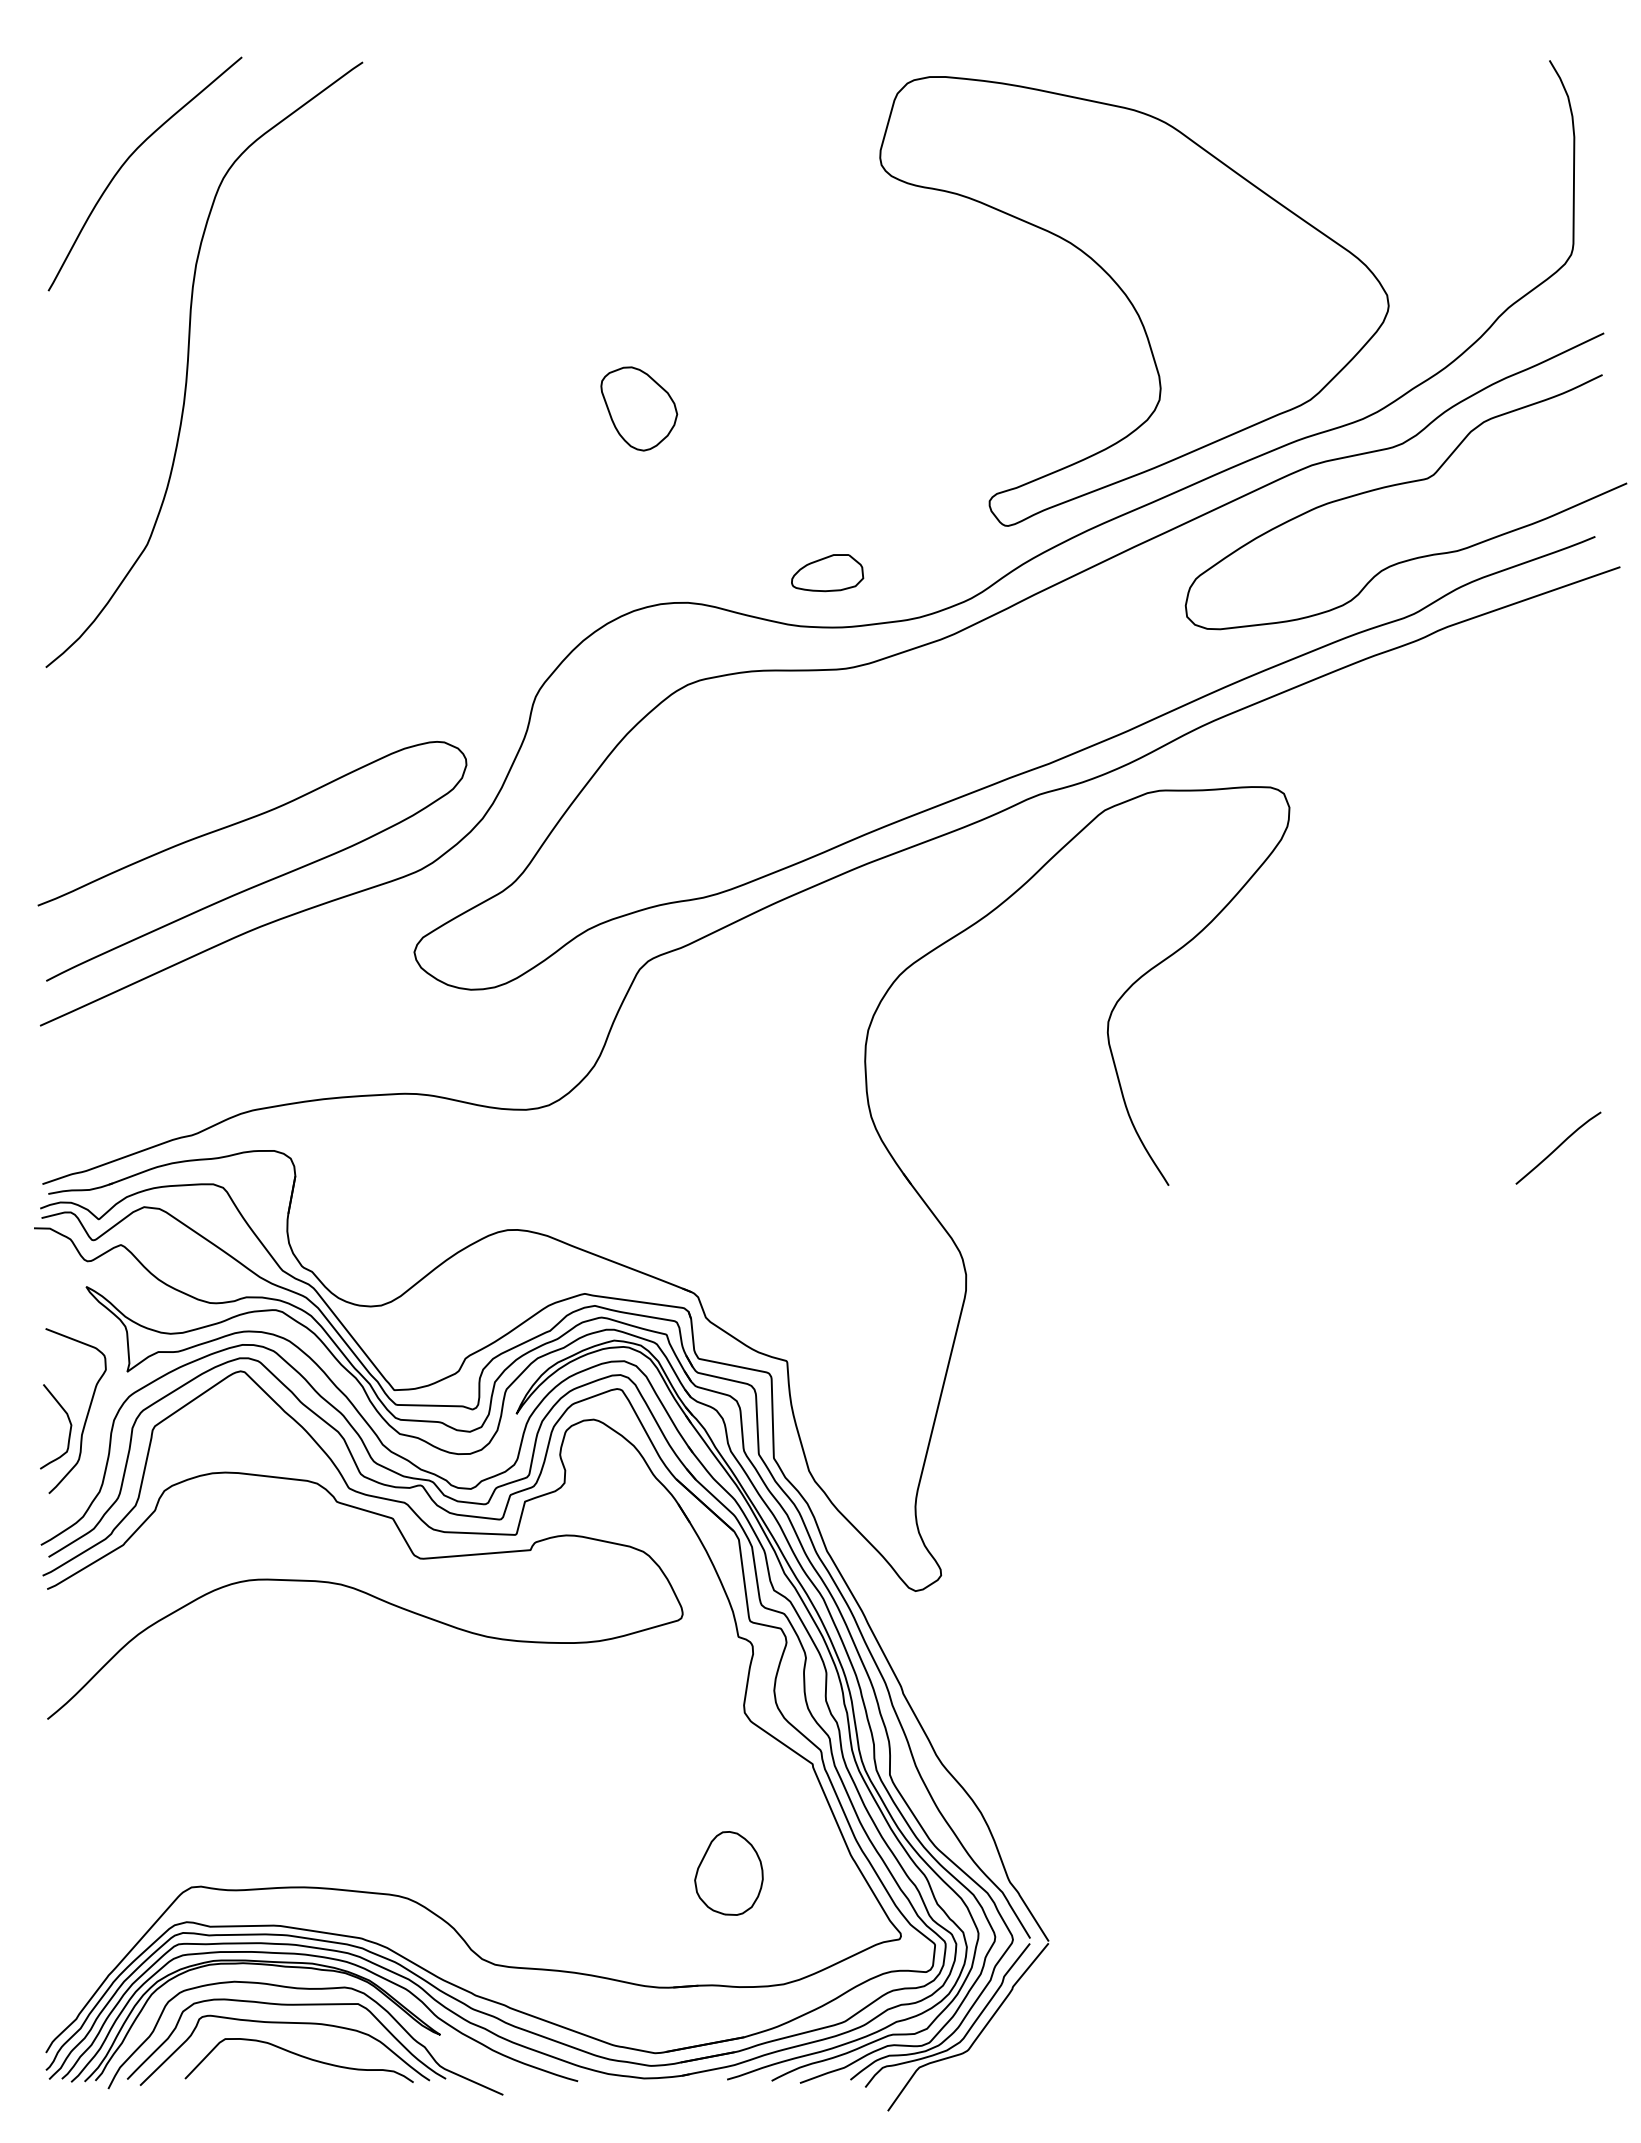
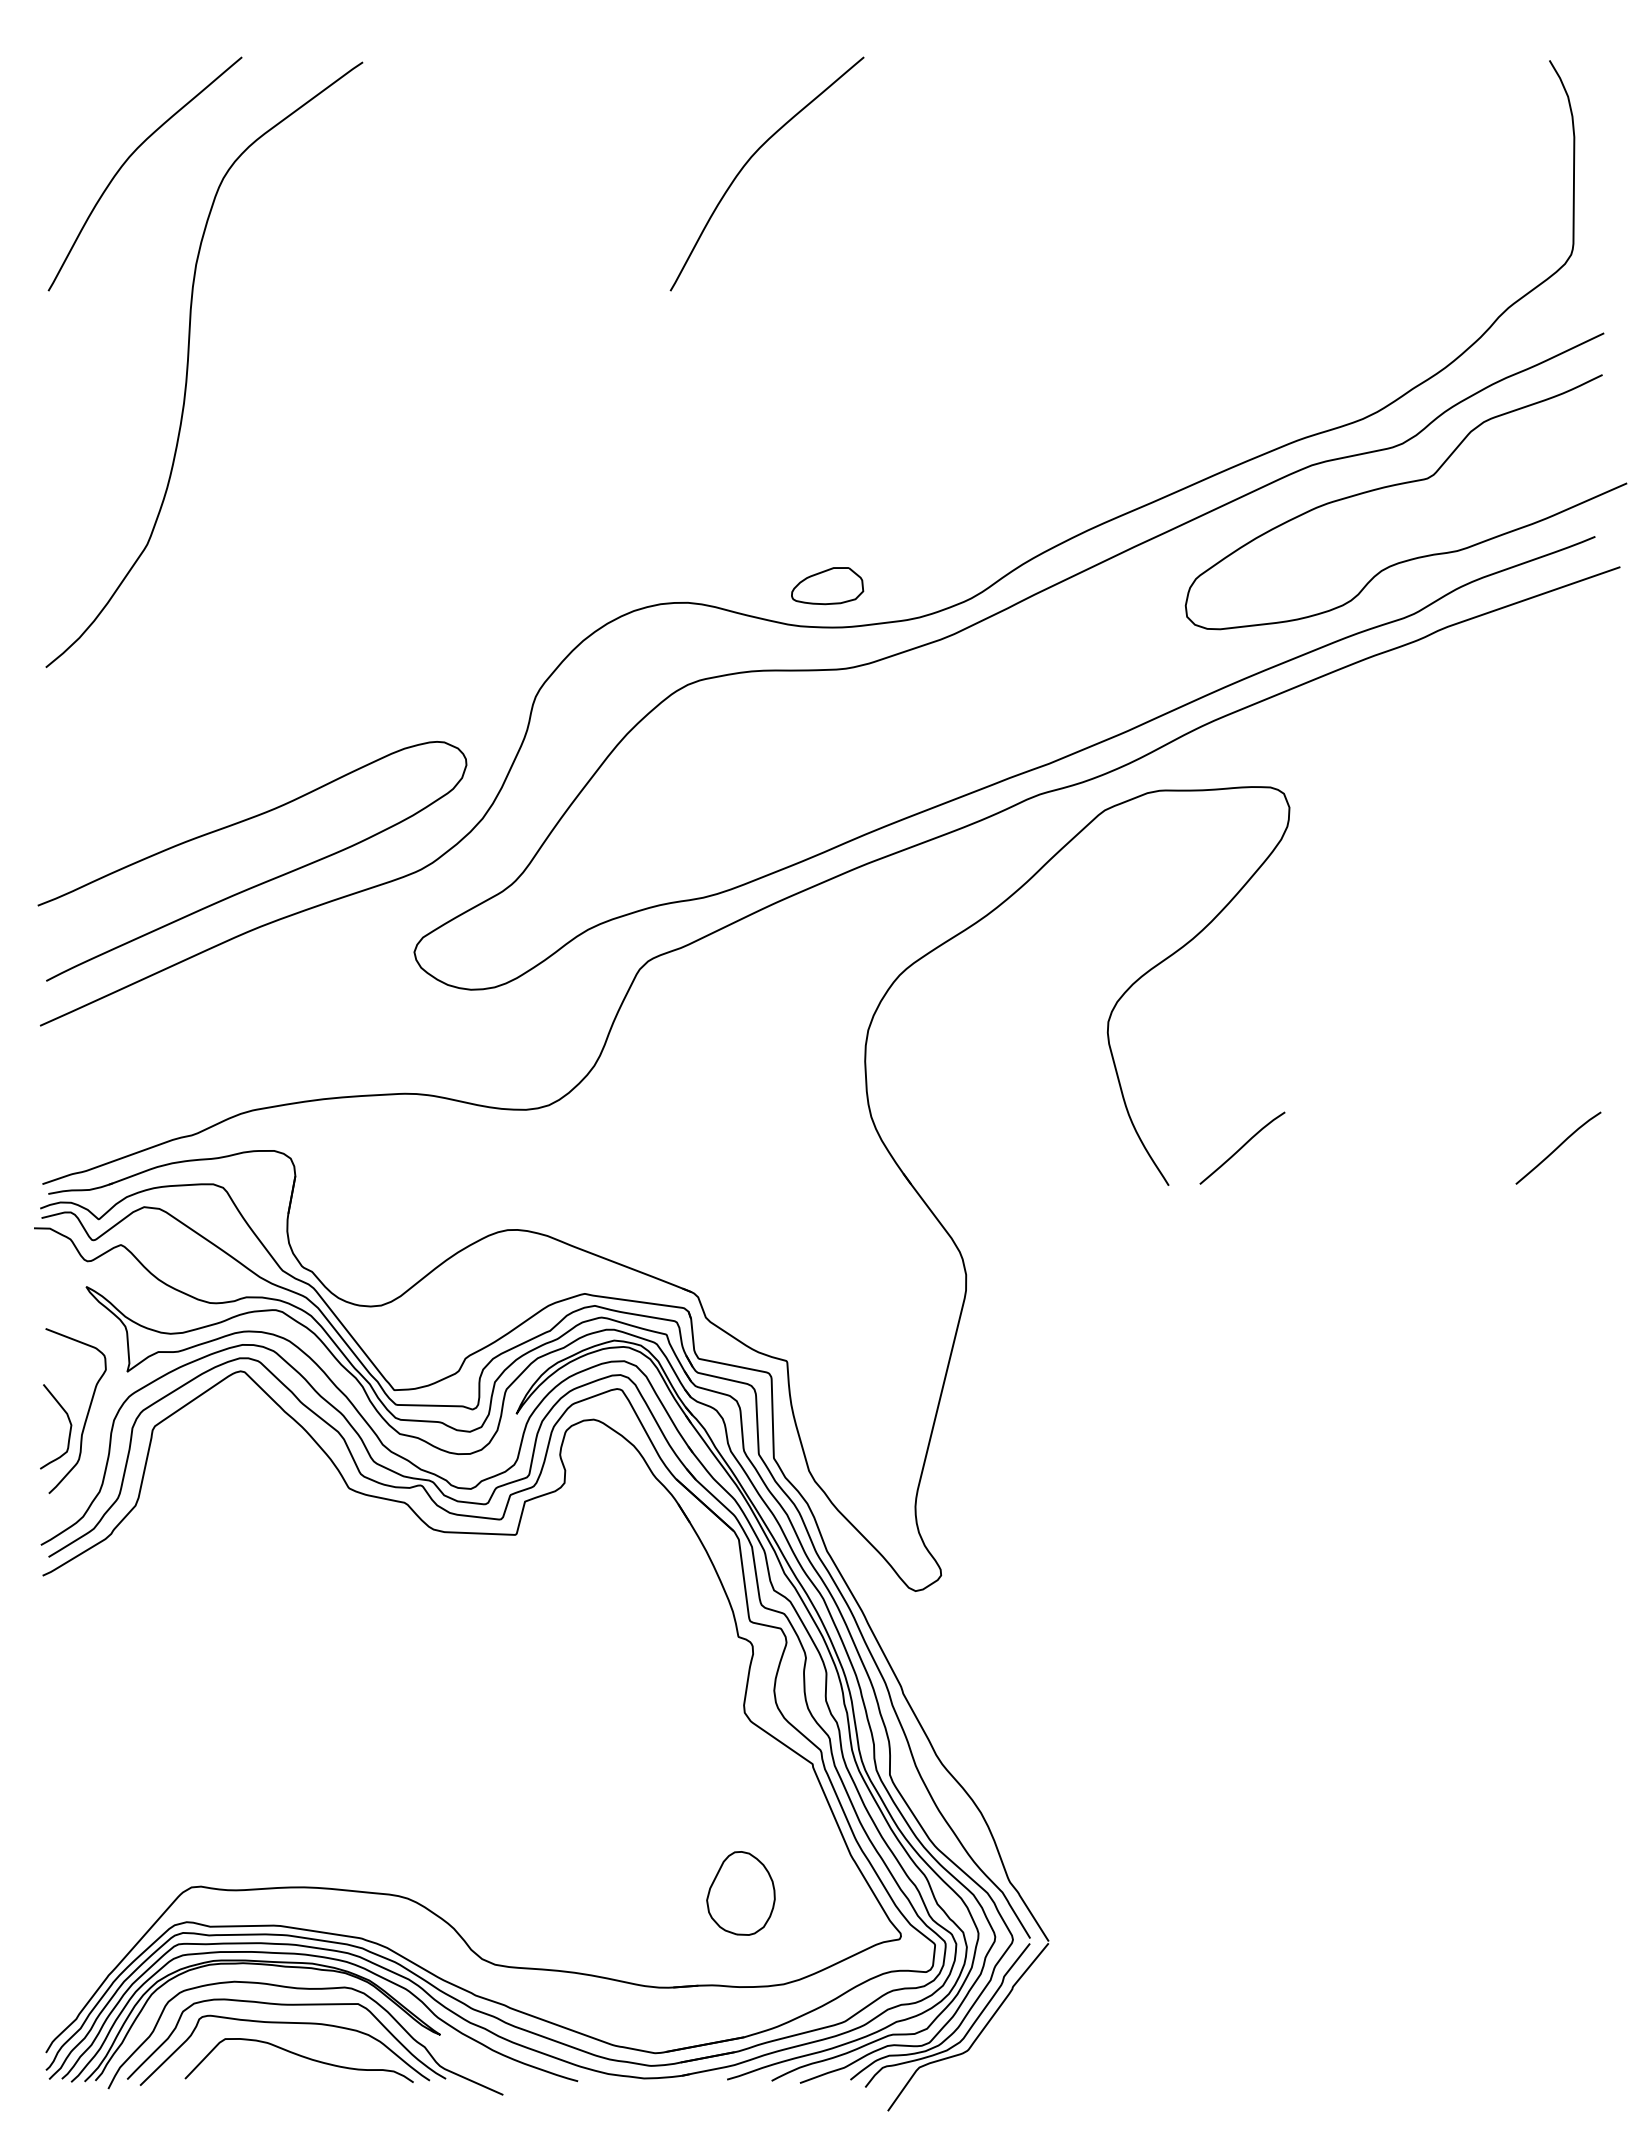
curve: none -> present (748, 162)
part: present -> none (1134, 301)
part: present -> none (639, 408)
part position: (827, 573) -> (827, 586) (827, 586)
curve: none -> present (1242, 1147)
curve: present -> none (366, 1594)
part position: (728, 1873) -> (740, 1893) (740, 1893)
